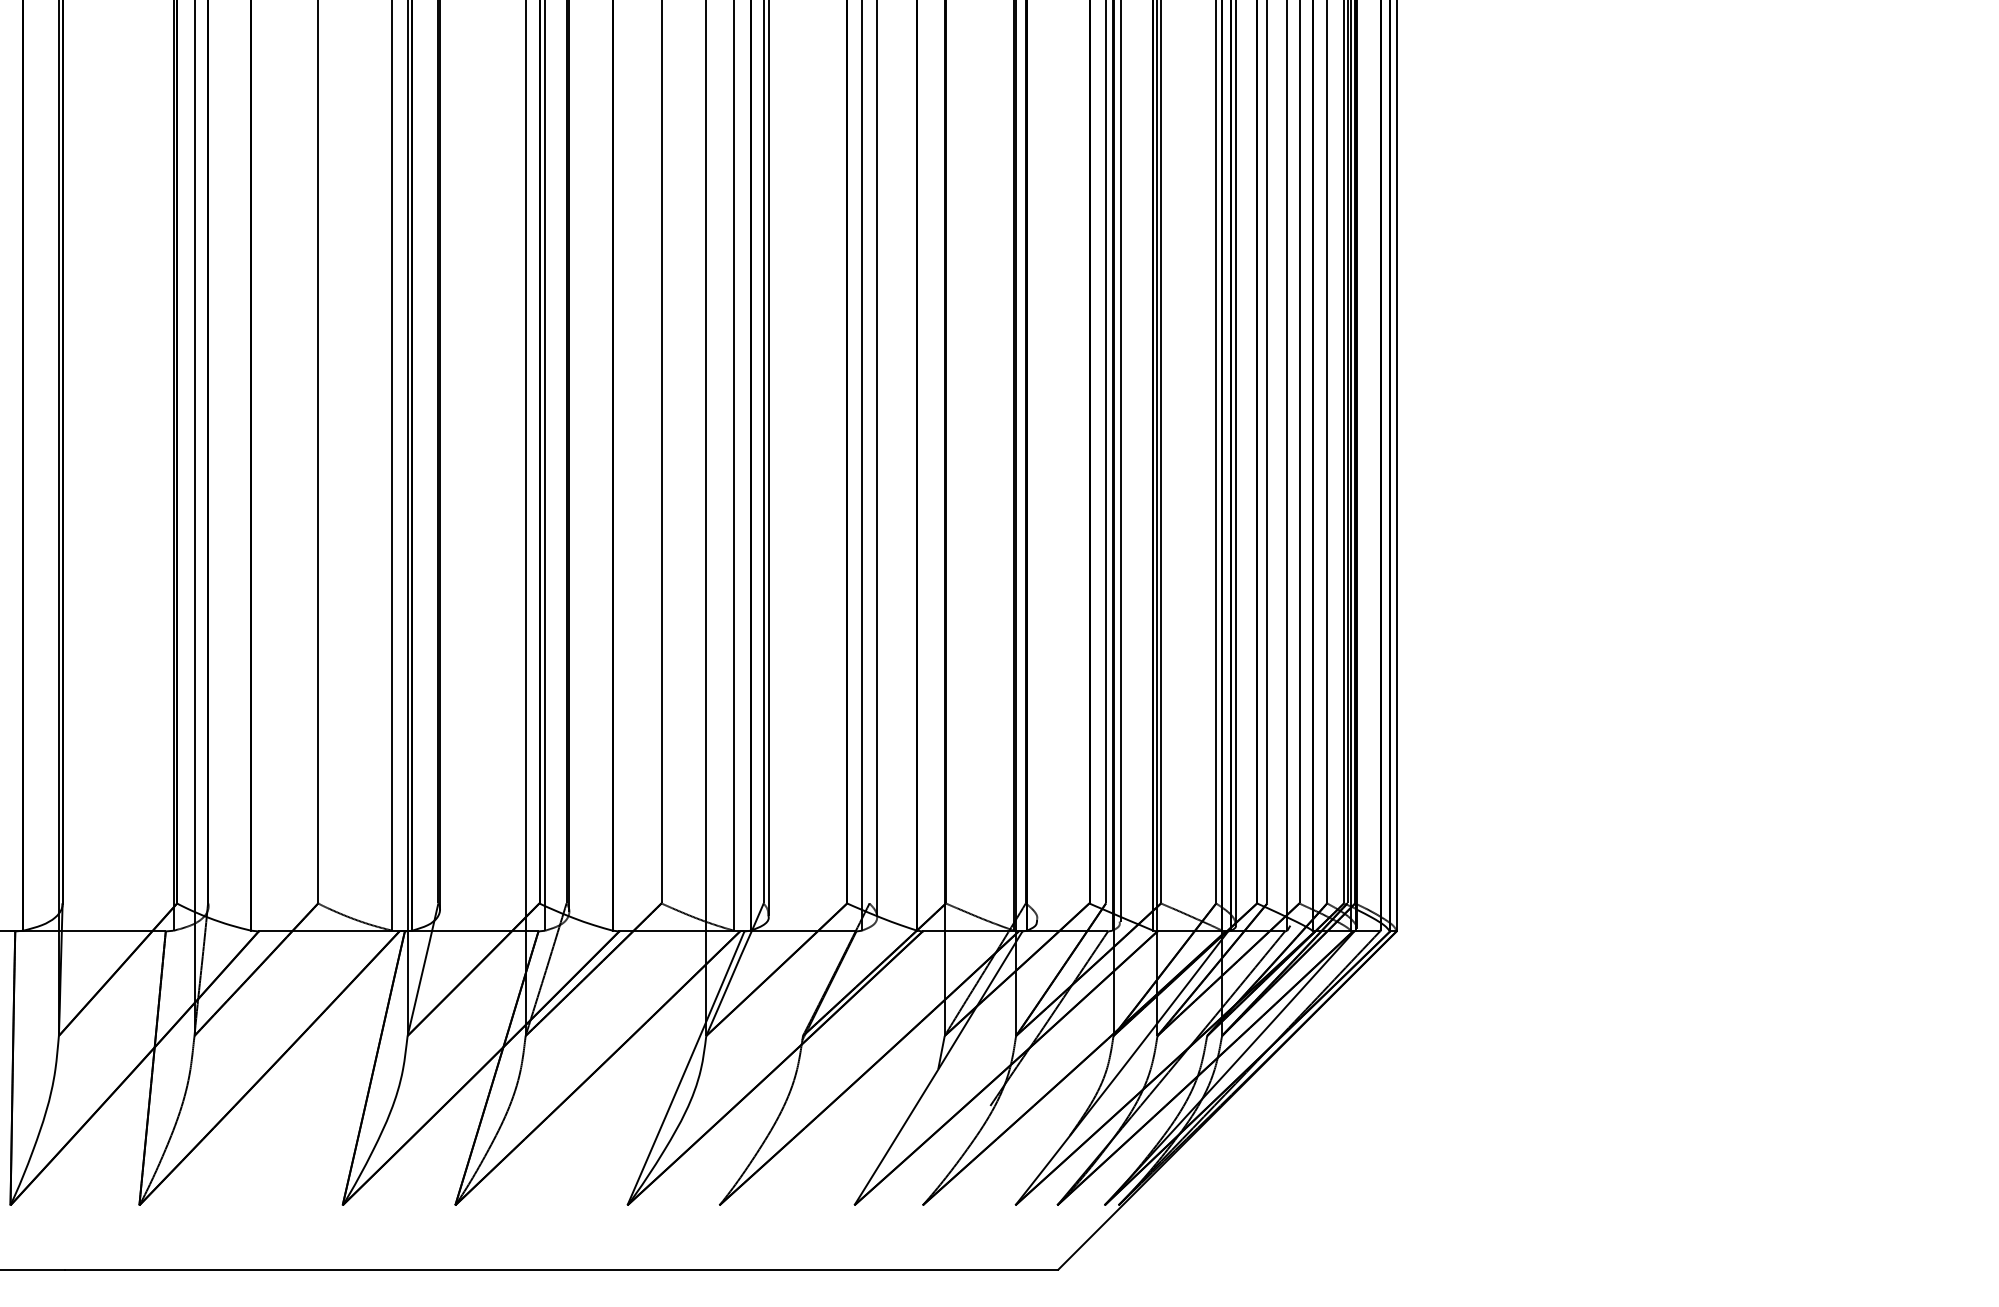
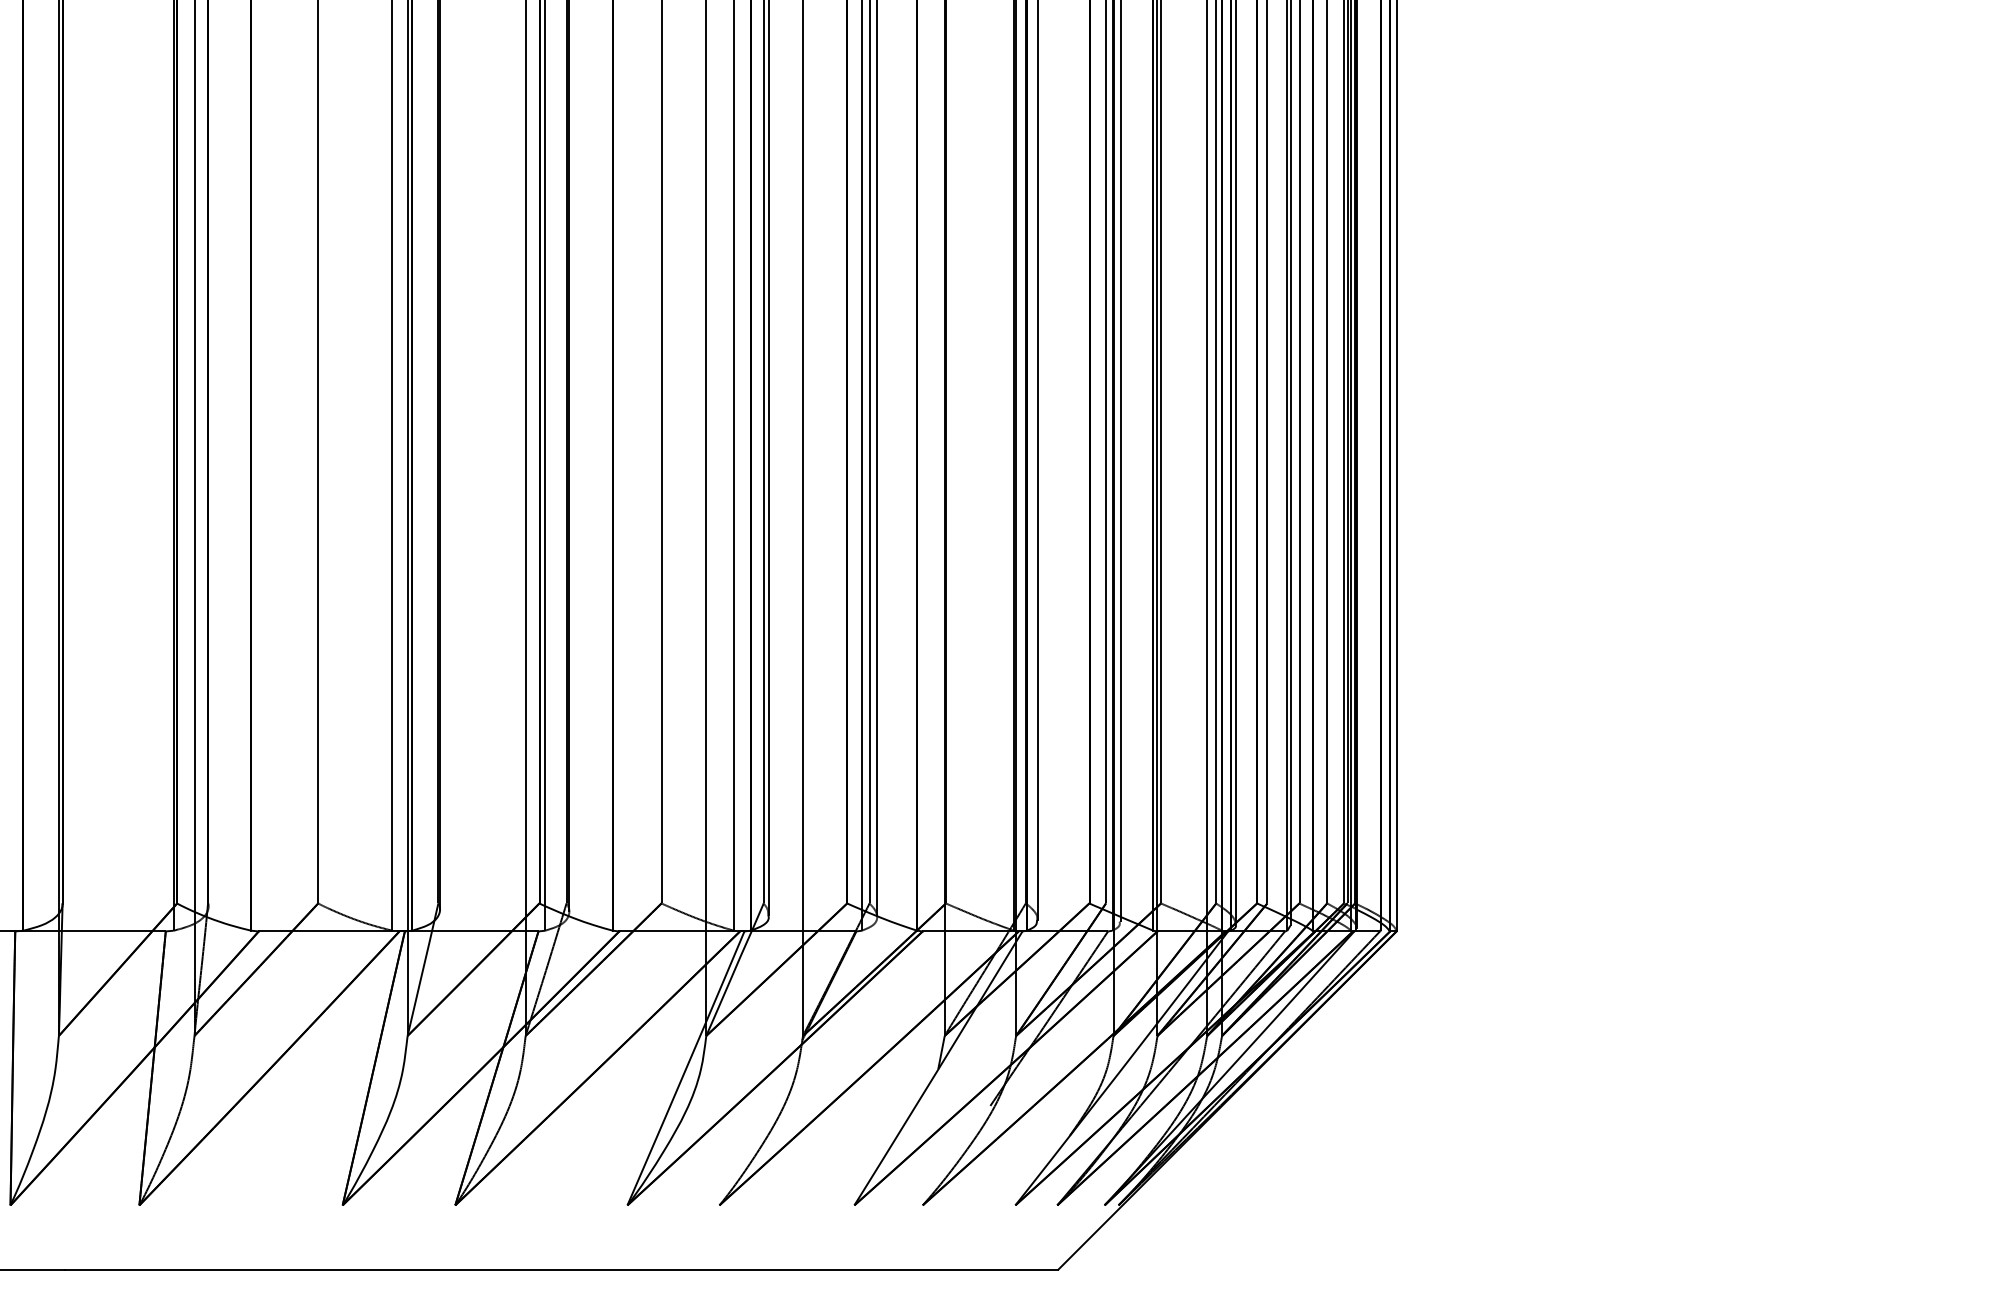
line: none -> present (869, 452)
line: none -> present (1037, 460)
line: none -> present (1290, 463)
line: none -> present (803, 518)
line: none -> present (1207, 518)
